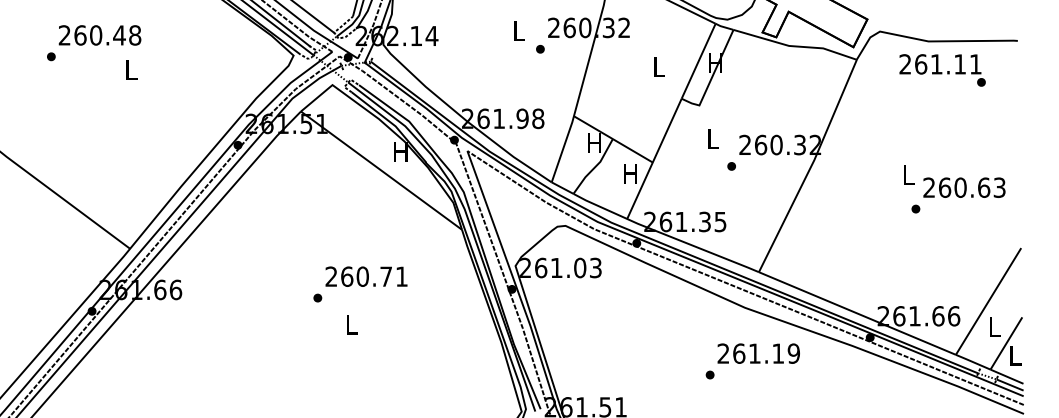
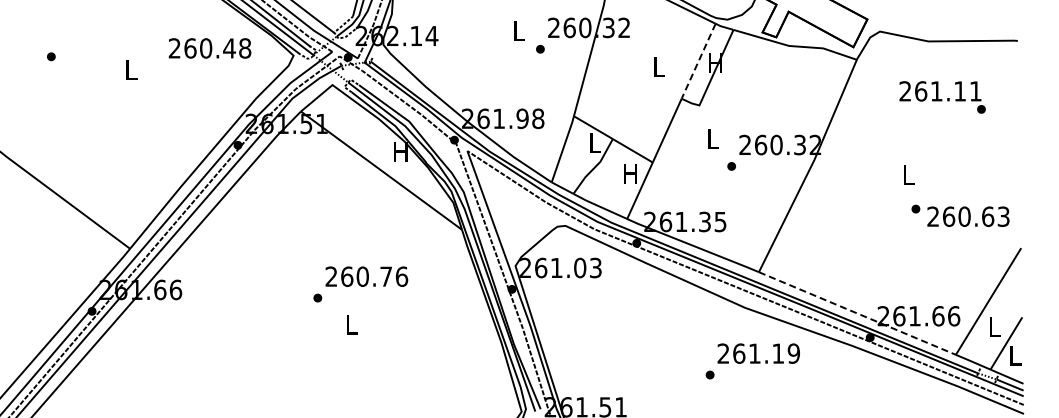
text position: (99, 35) -> (209, 48) (209, 48)
line: solid -> dashed (698, 61)
text position: (942, 70) -> (942, 97) (942, 97)
text: H -> L (594, 142)
text position: (964, 187) -> (968, 216) (968, 216)
text: 260.71 -> 260.76 (401, 276)
line: solid -> dashed (857, 313)
